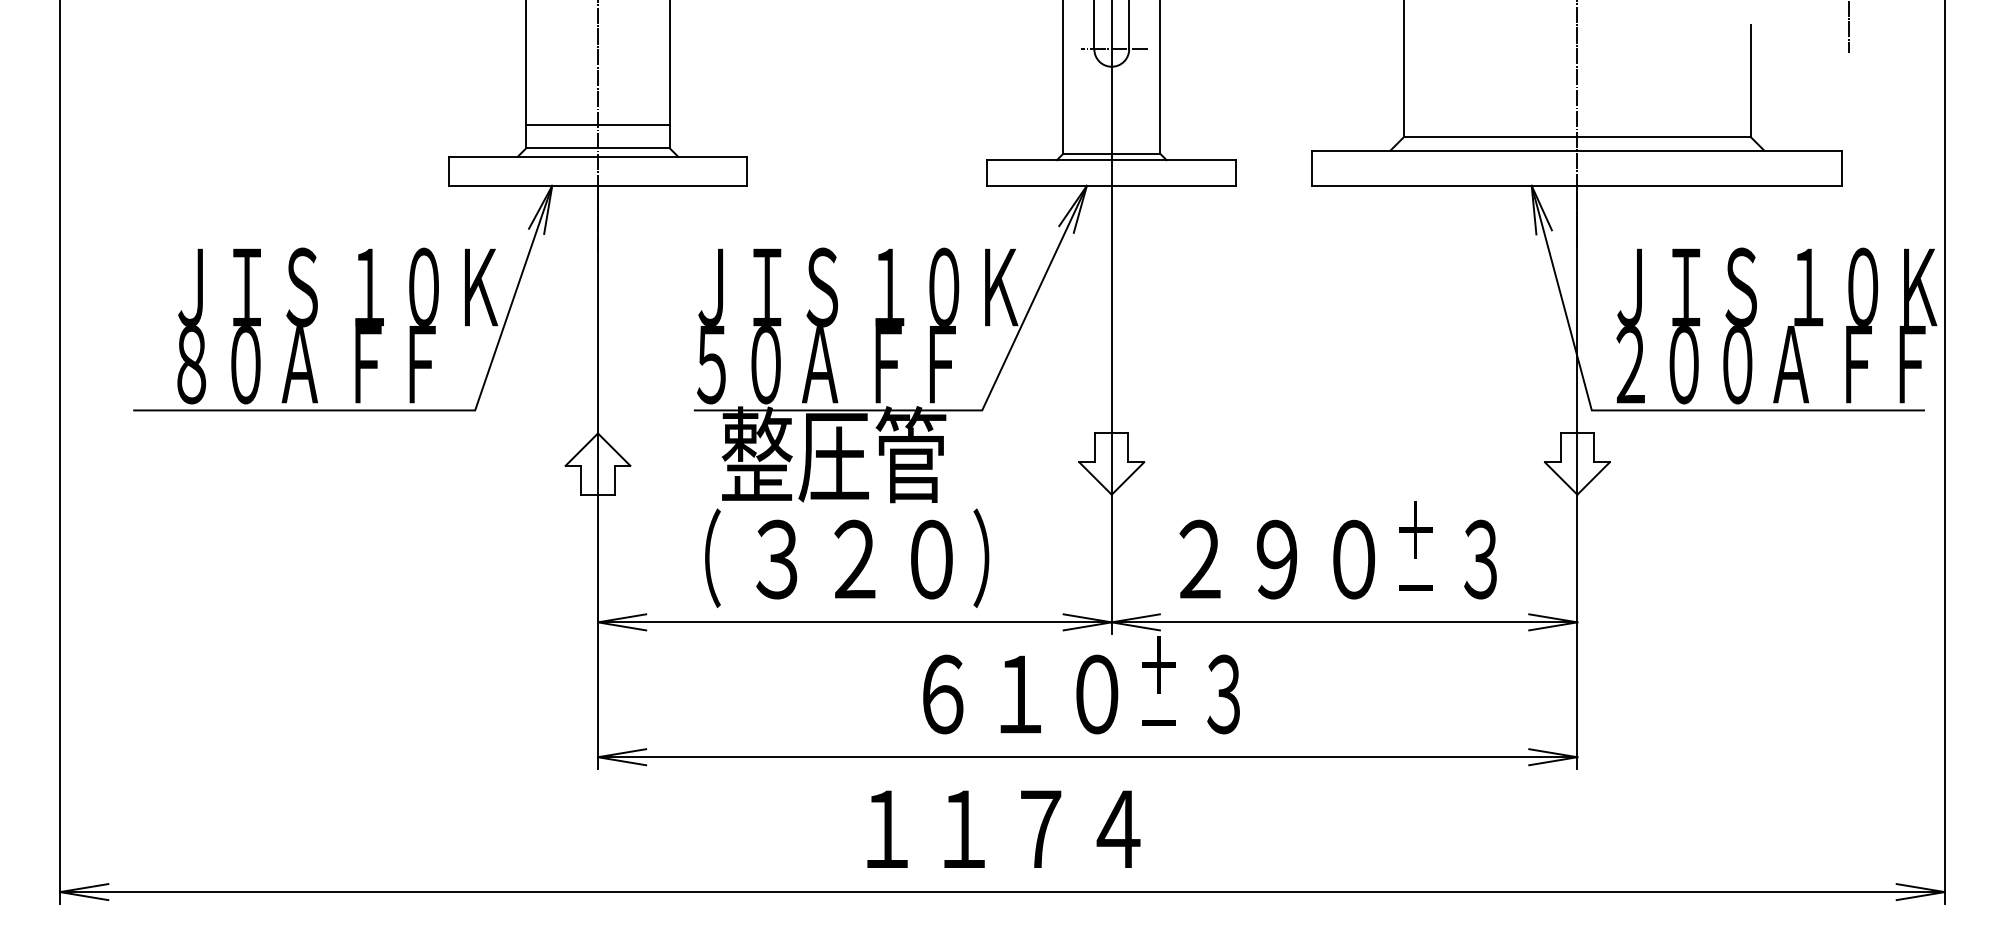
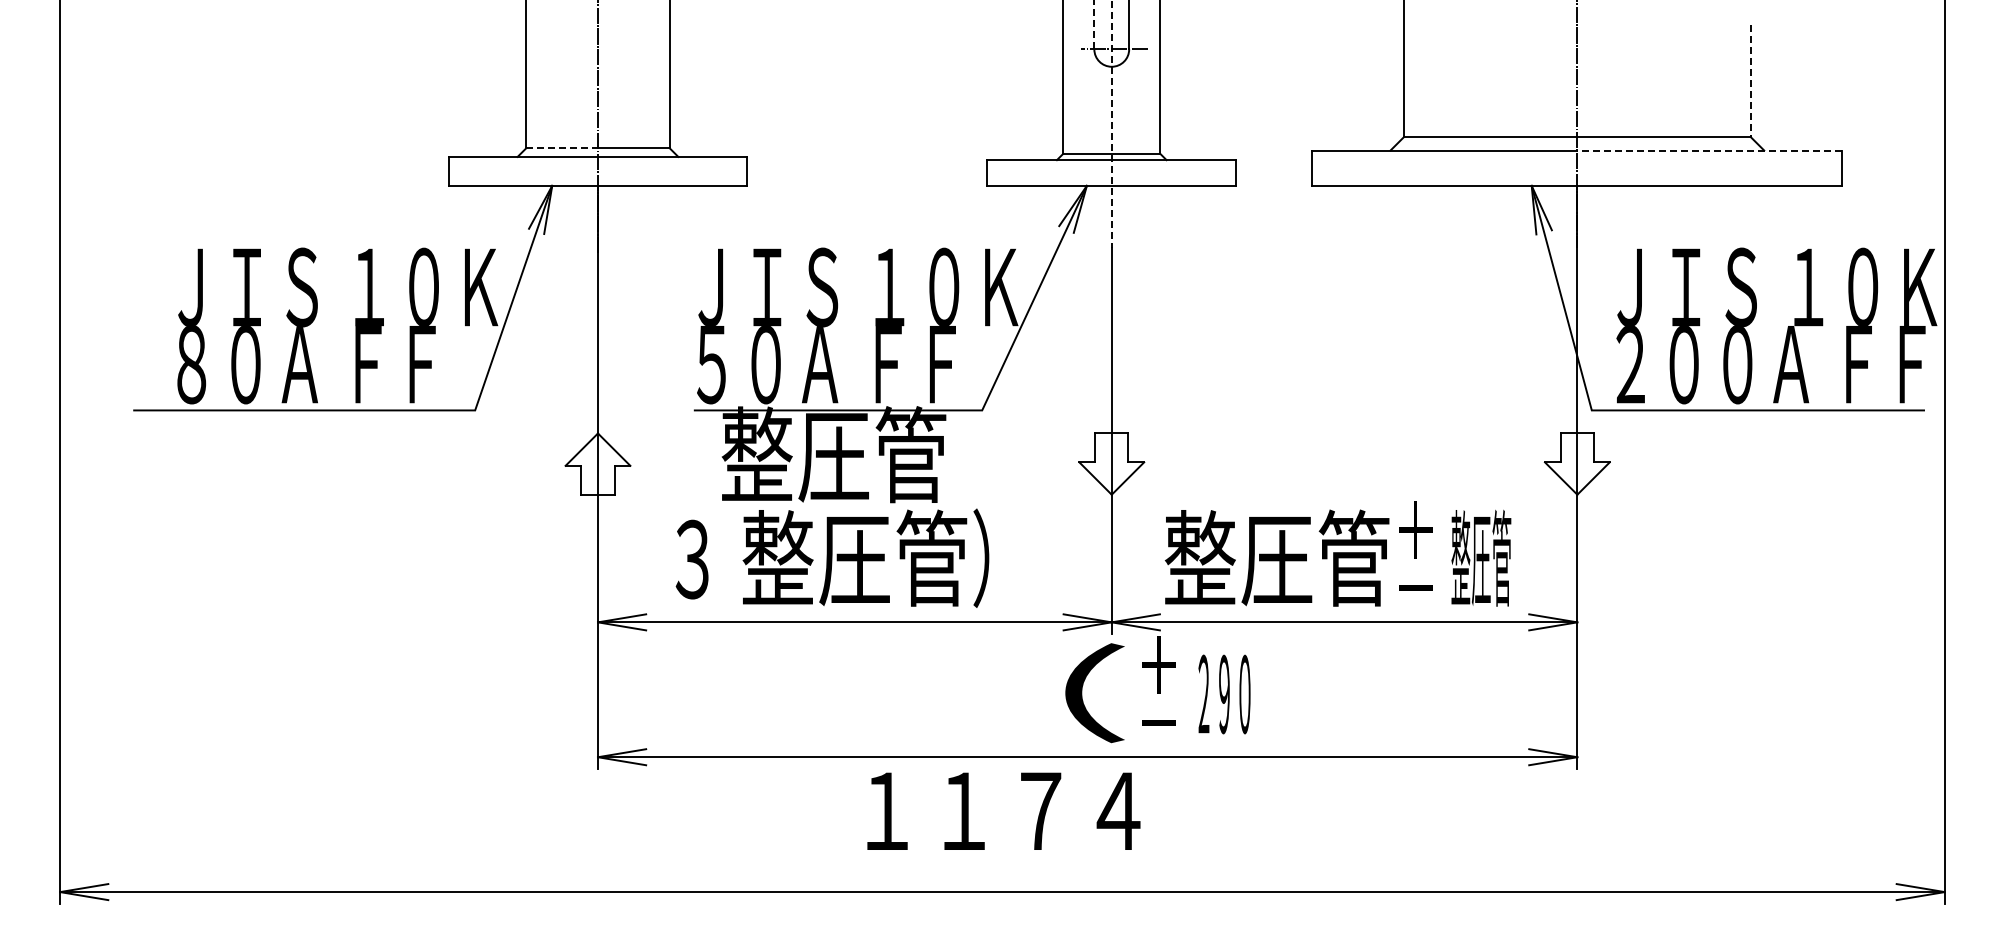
line: solid -> dashed (1094, 24)
line: present -> none (1848, 27)
line: solid -> dashed (1751, 81)
line: present -> none (597, 124)
line: solid -> dashed (1111, 124)
line: solid -> dashed (562, 148)
line: solid -> dashed (1709, 150)
text: ３２０ -> 整圧管 (854, 557)
text: ２９０ -> 整圧管 (1276, 557)
text: ３ -> 整圧管 (1481, 557)
text: （ -> ３ (697, 558)
text: ６１０ -> （ (1023, 693)
text: ３ -> ２９０ (1224, 694)
text position: (1003, 828) -> (1003, 810) (1003, 810)
